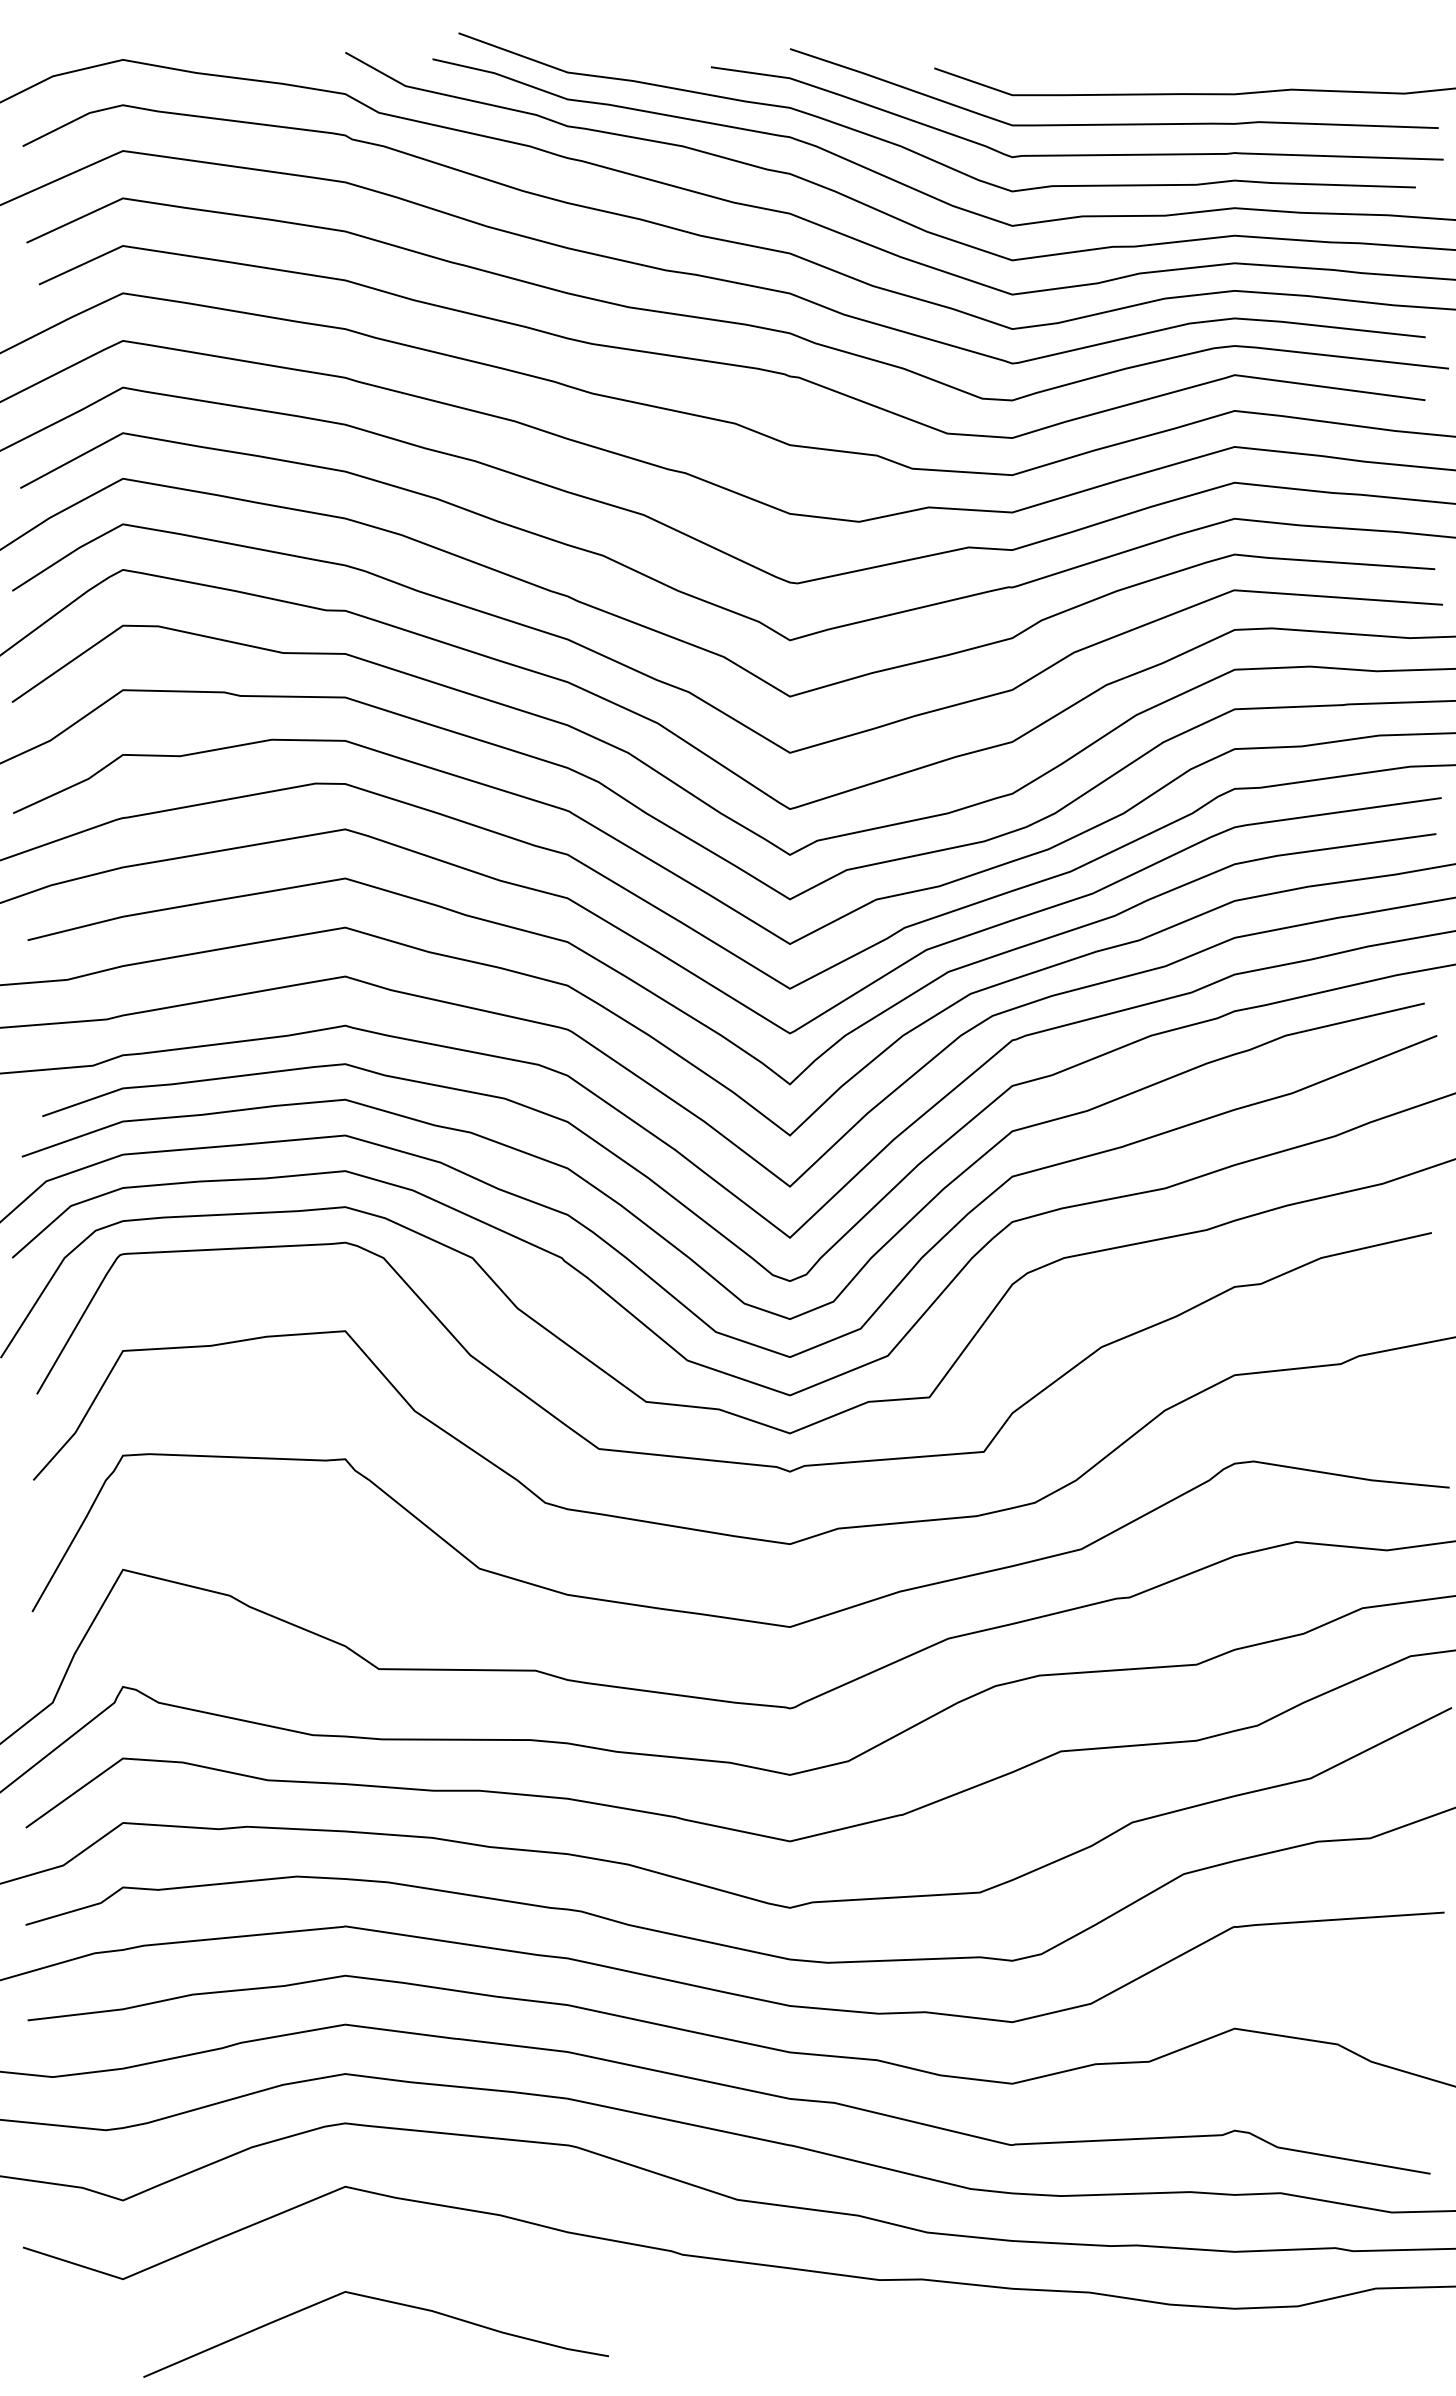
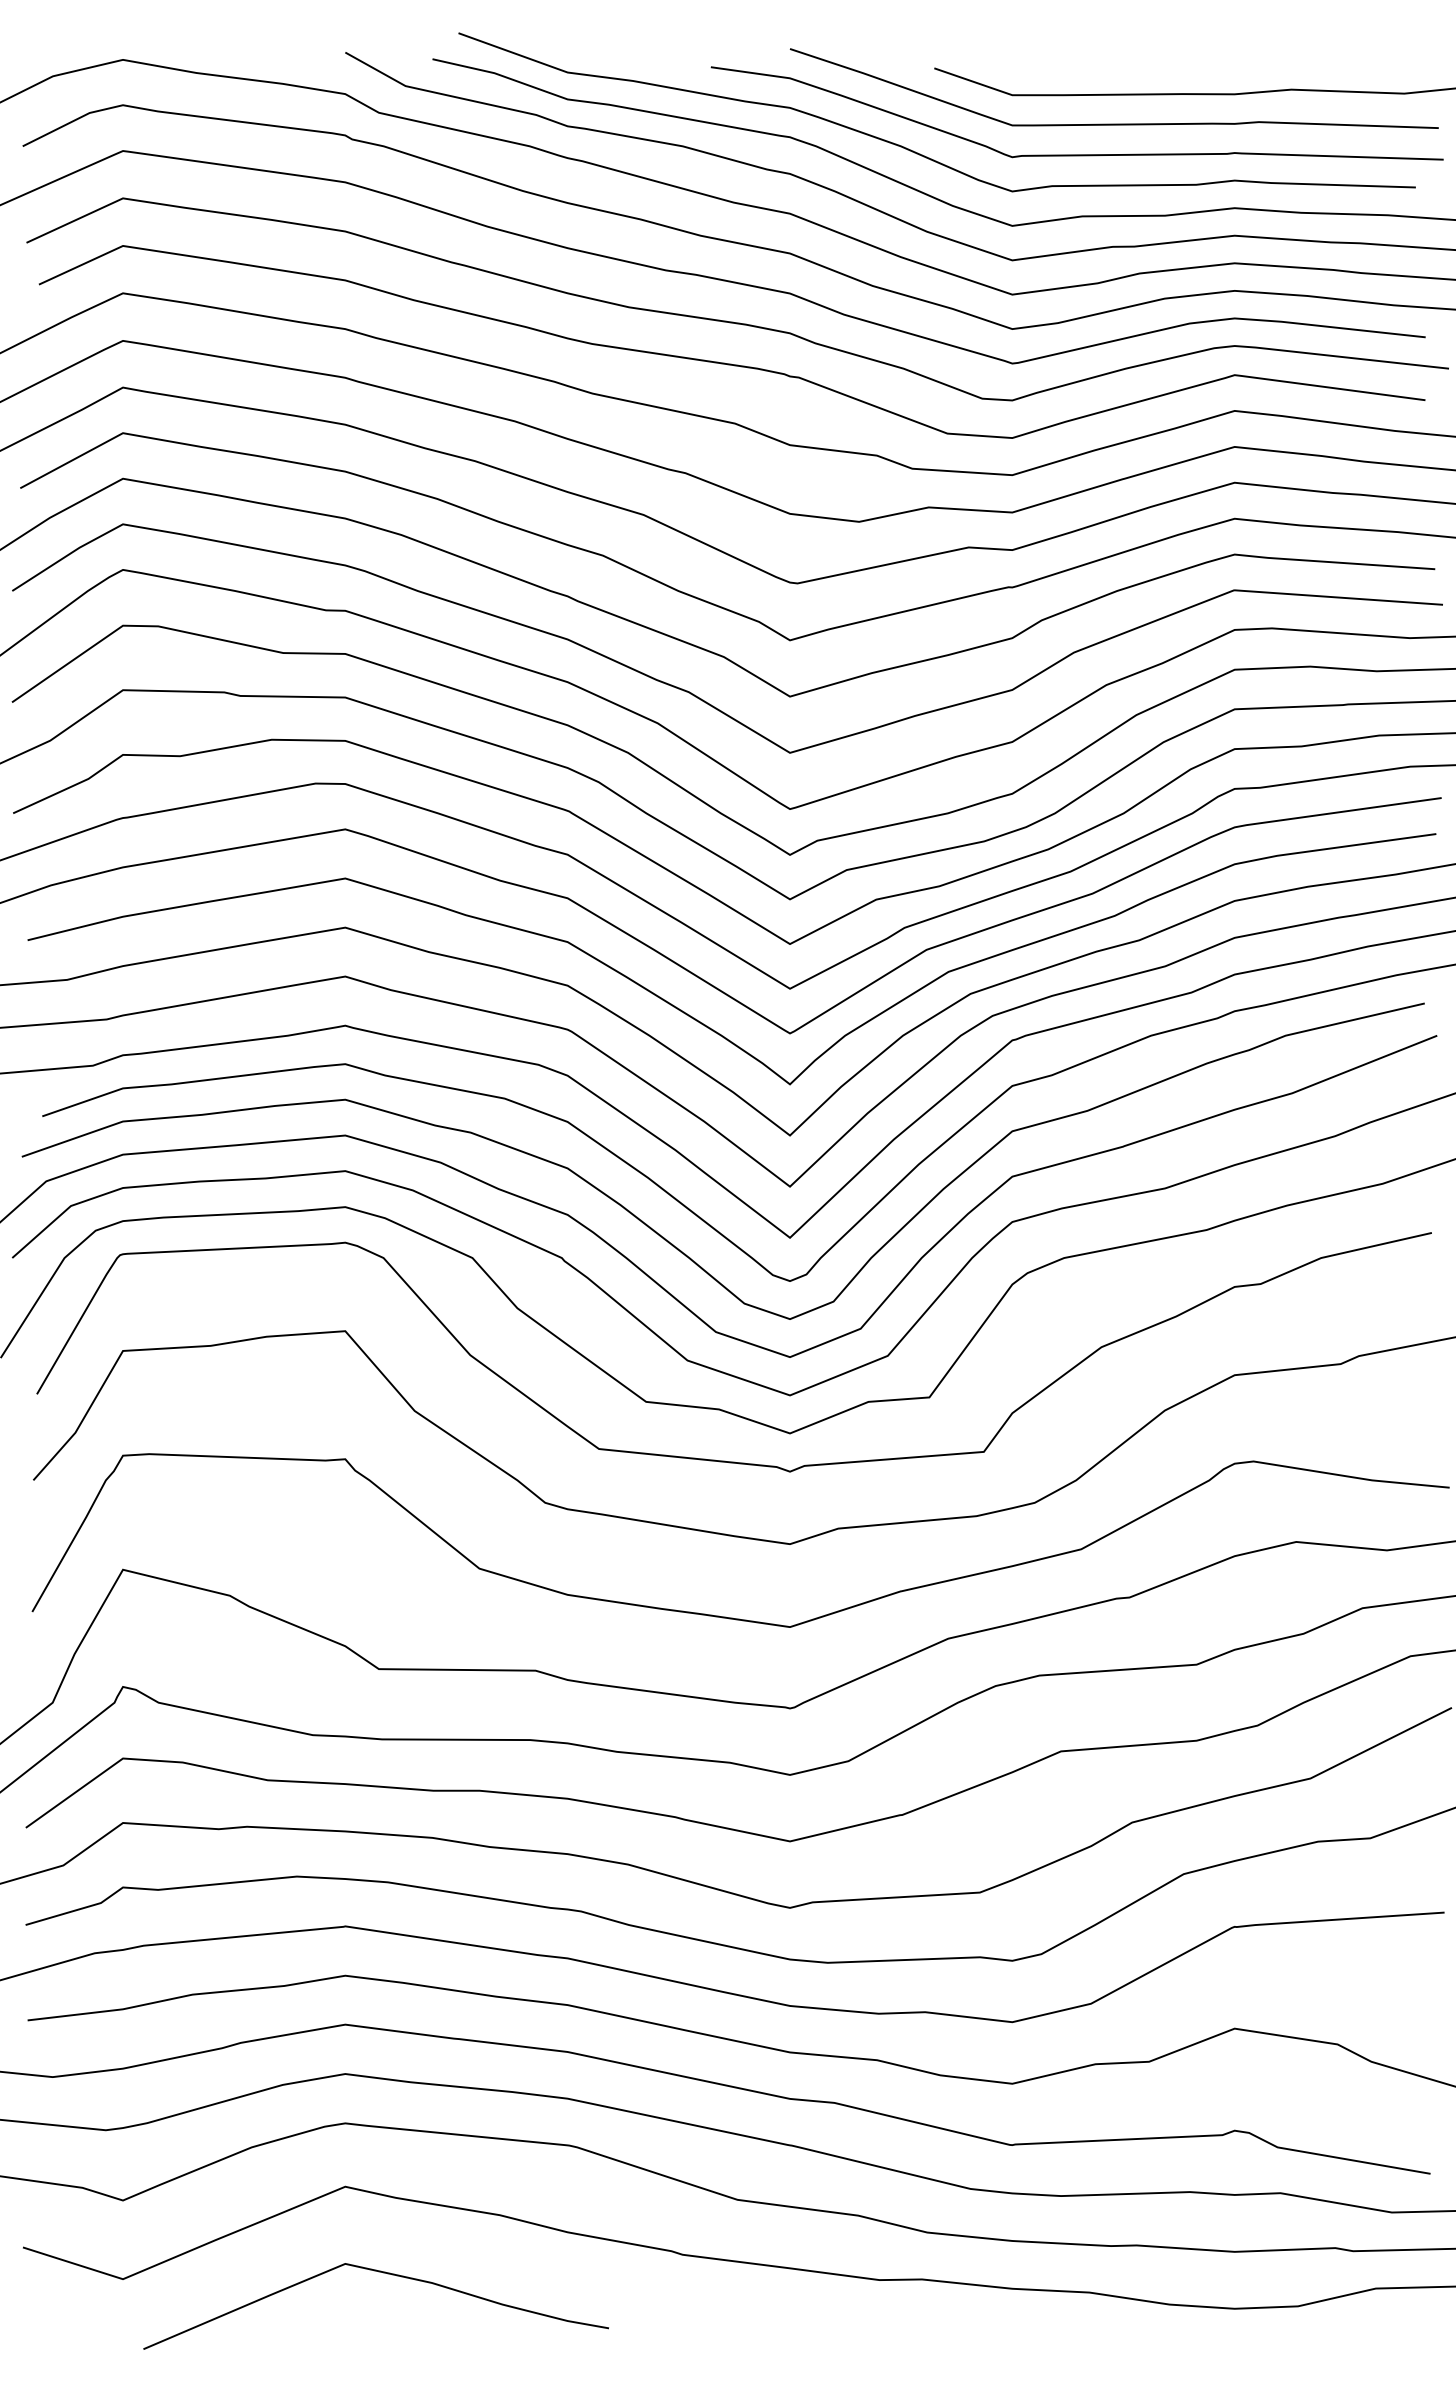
curve position: (383, 2301) -> (383, 2273) (383, 2273)
